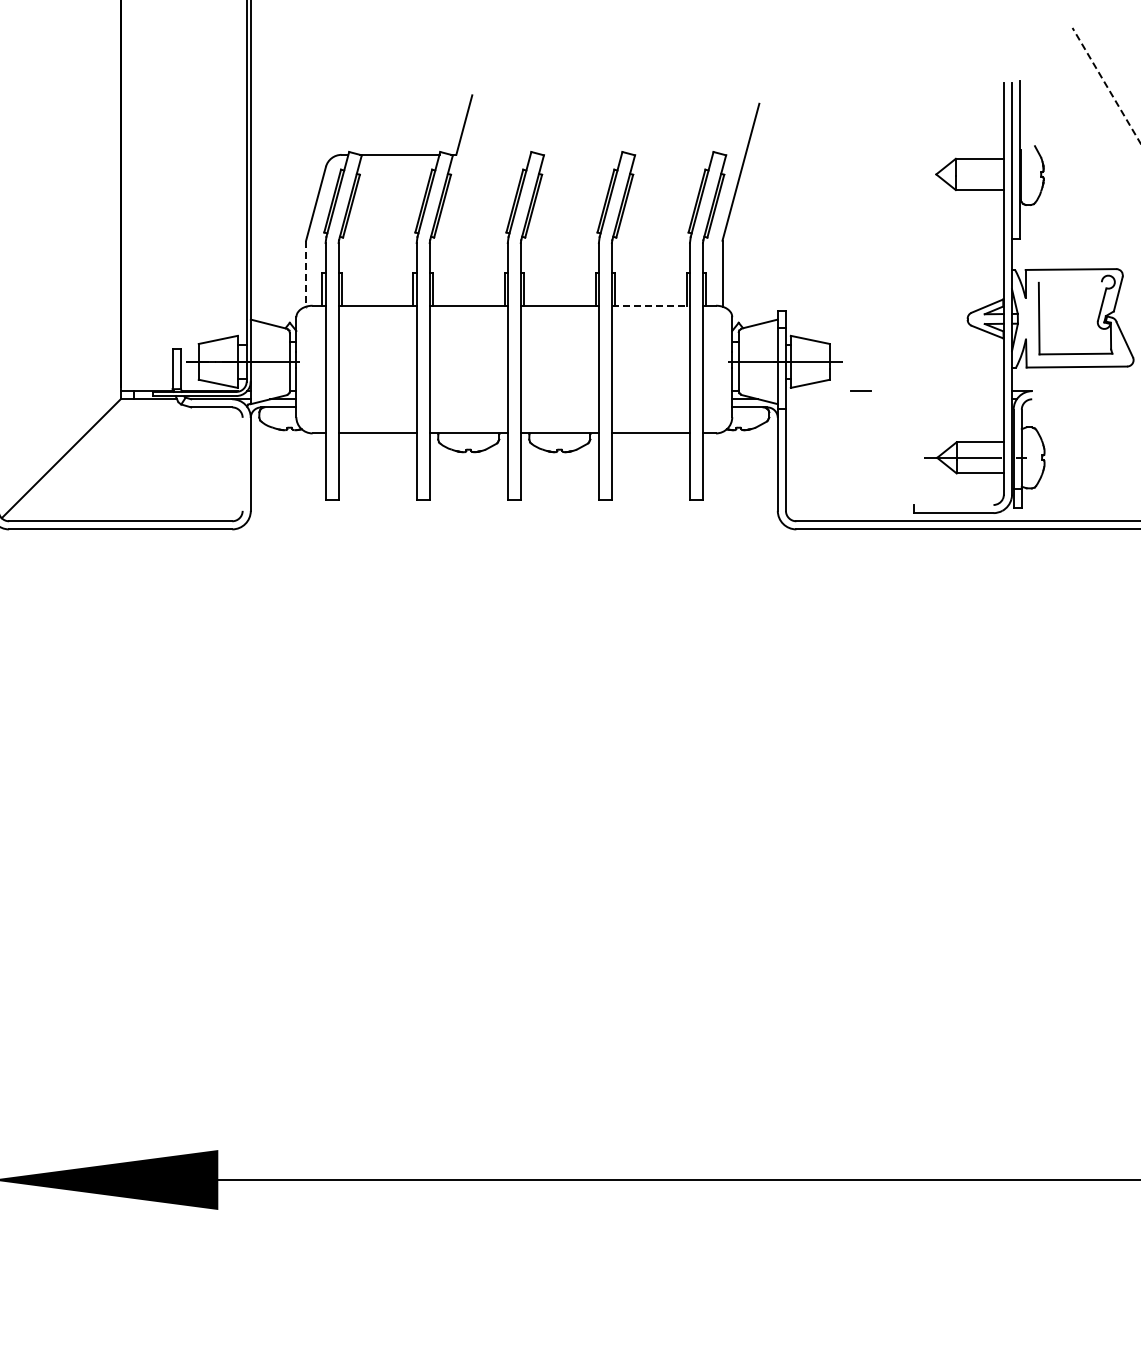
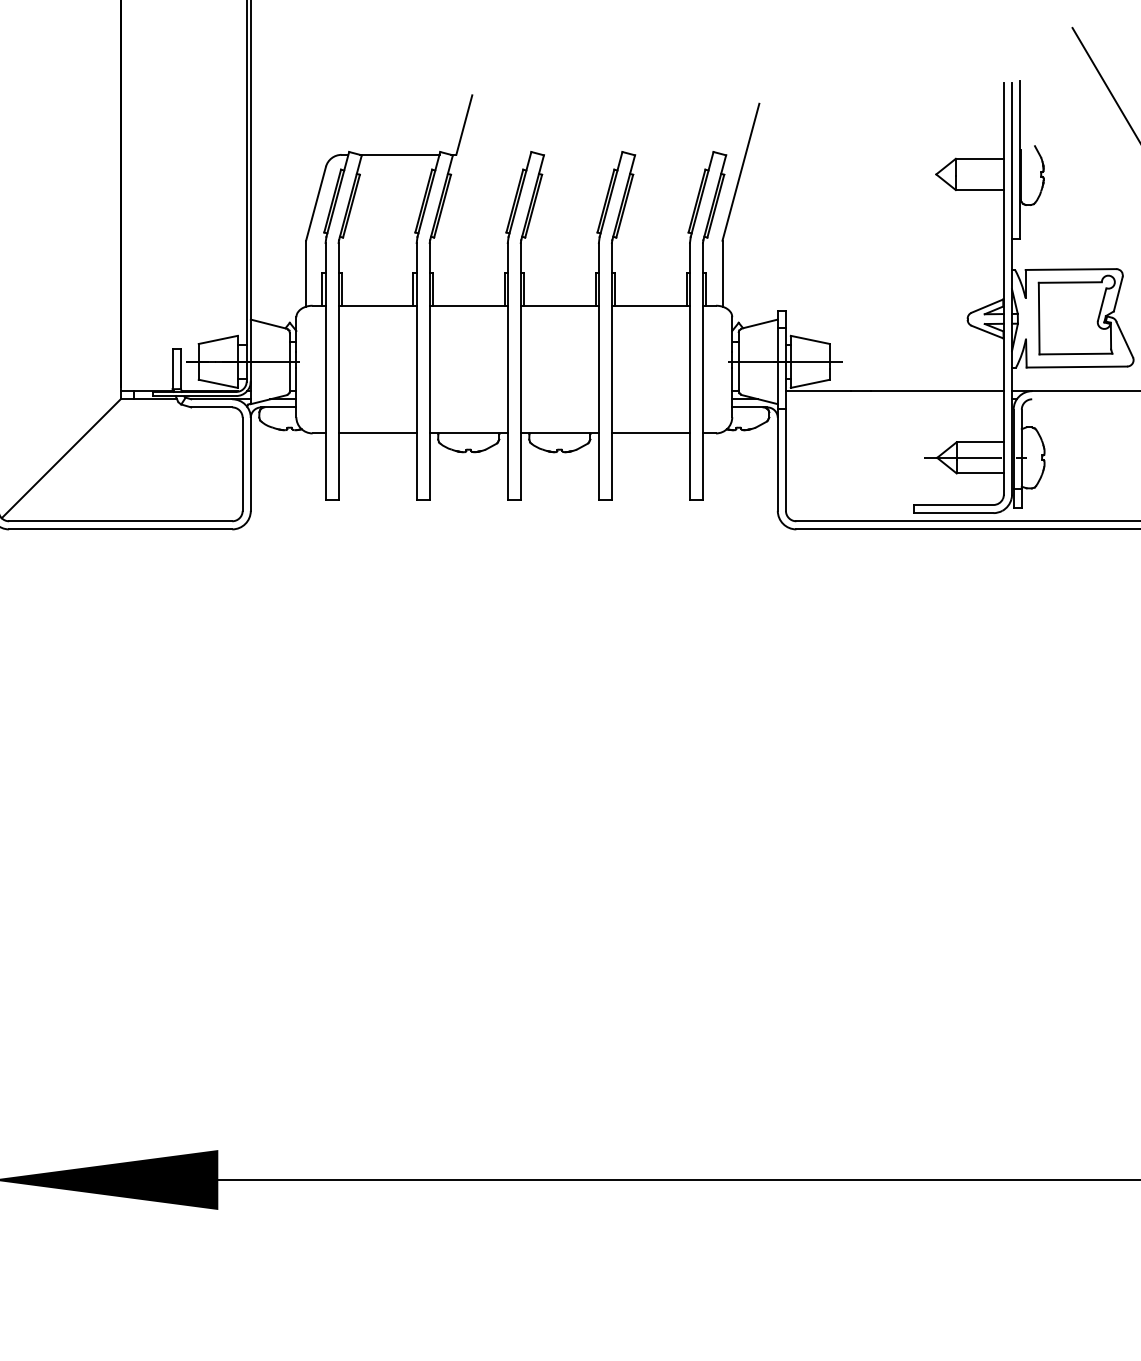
line: dashed -> solid (1106, 85)
line: dashed -> solid (306, 274)
line: none -> present (1069, 282)
line: dashed -> solid (651, 305)
line: none -> present (818, 391)
line: none -> present (936, 391)
line: none -> present (1084, 391)
line: none -> present (242, 463)
line: none -> present (953, 505)
